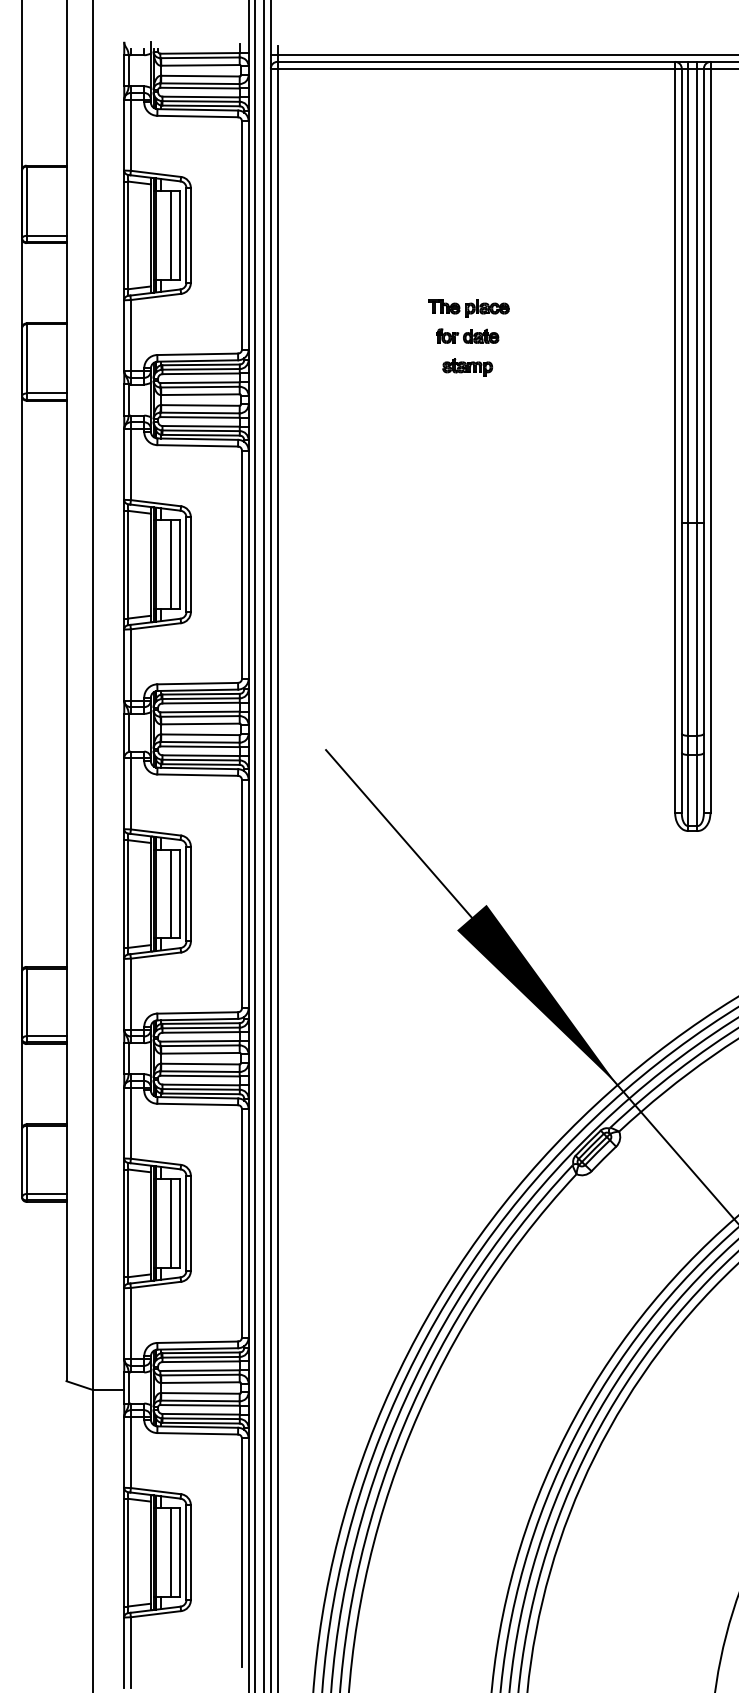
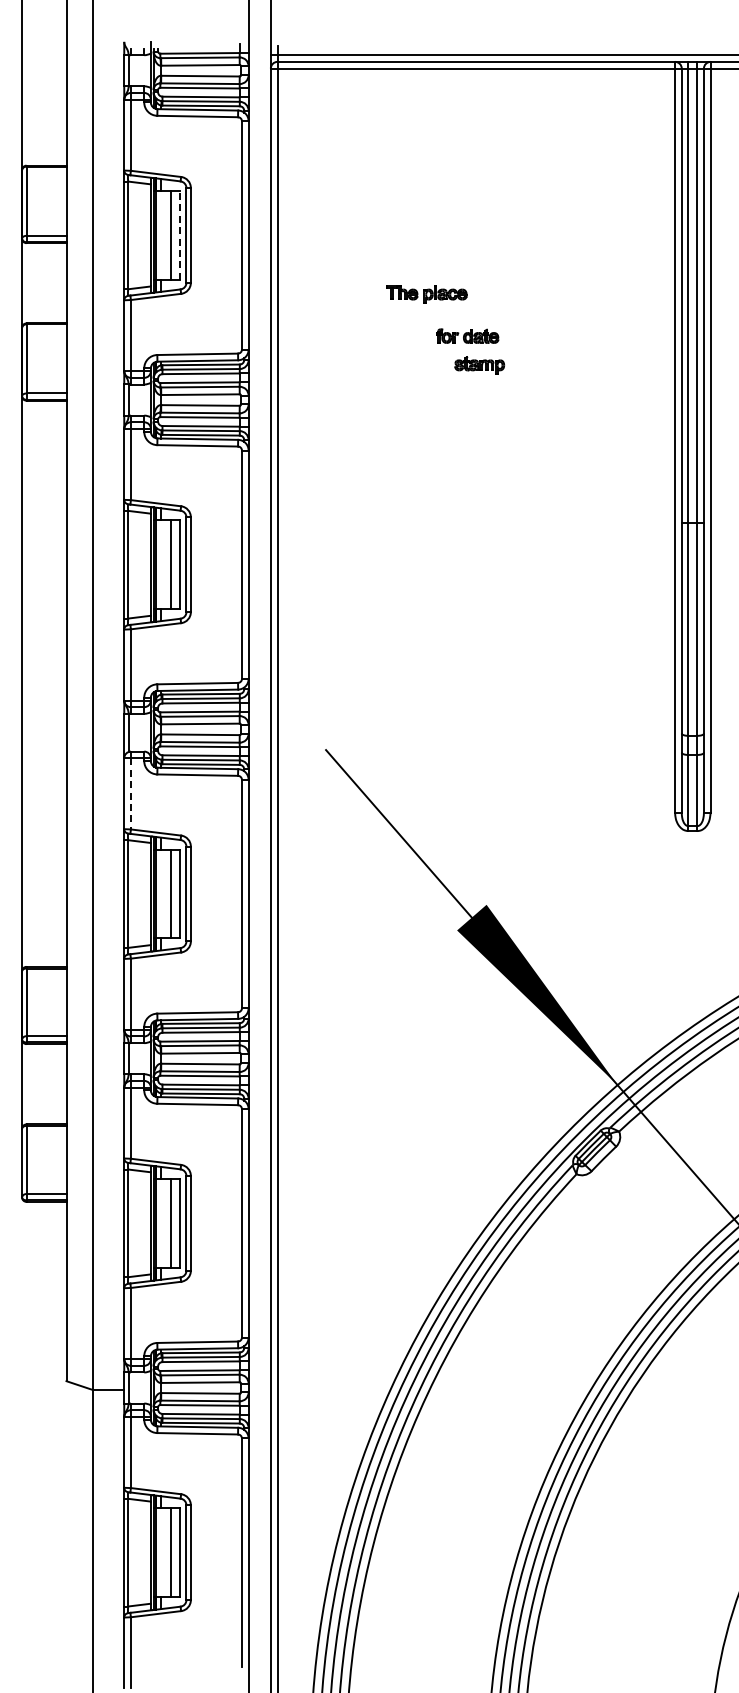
line: solid -> dashed (180, 234)
part position: (468, 308) -> (426, 294) (426, 294)
part position: (467, 367) -> (479, 365) (479, 365)
line: solid -> dashed (130, 793)
line: present -> none (255, 845)
line: present -> none (264, 845)
